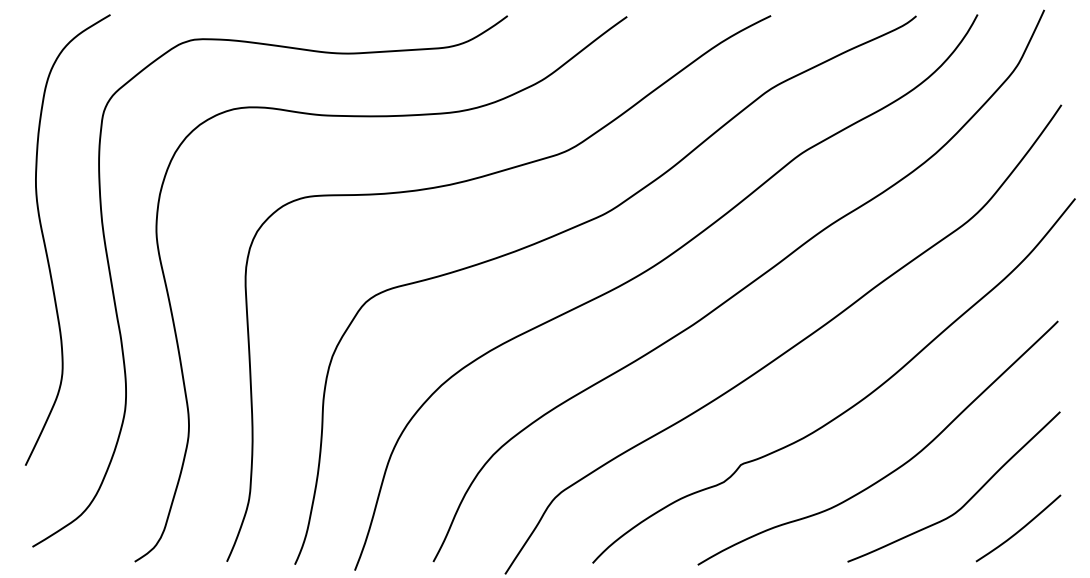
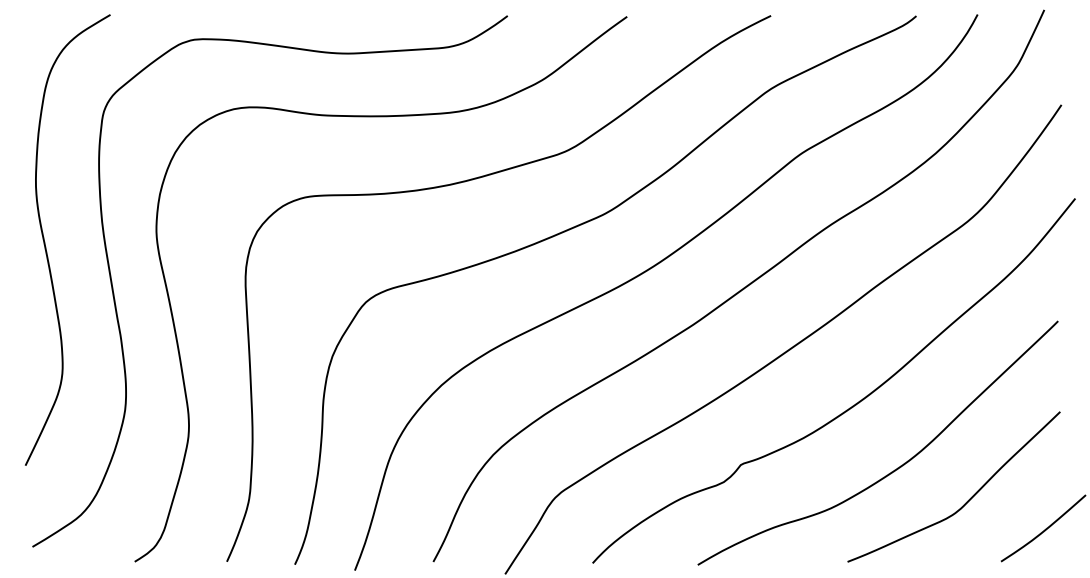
curve position: (1019, 529) -> (1044, 529) (1044, 529)
